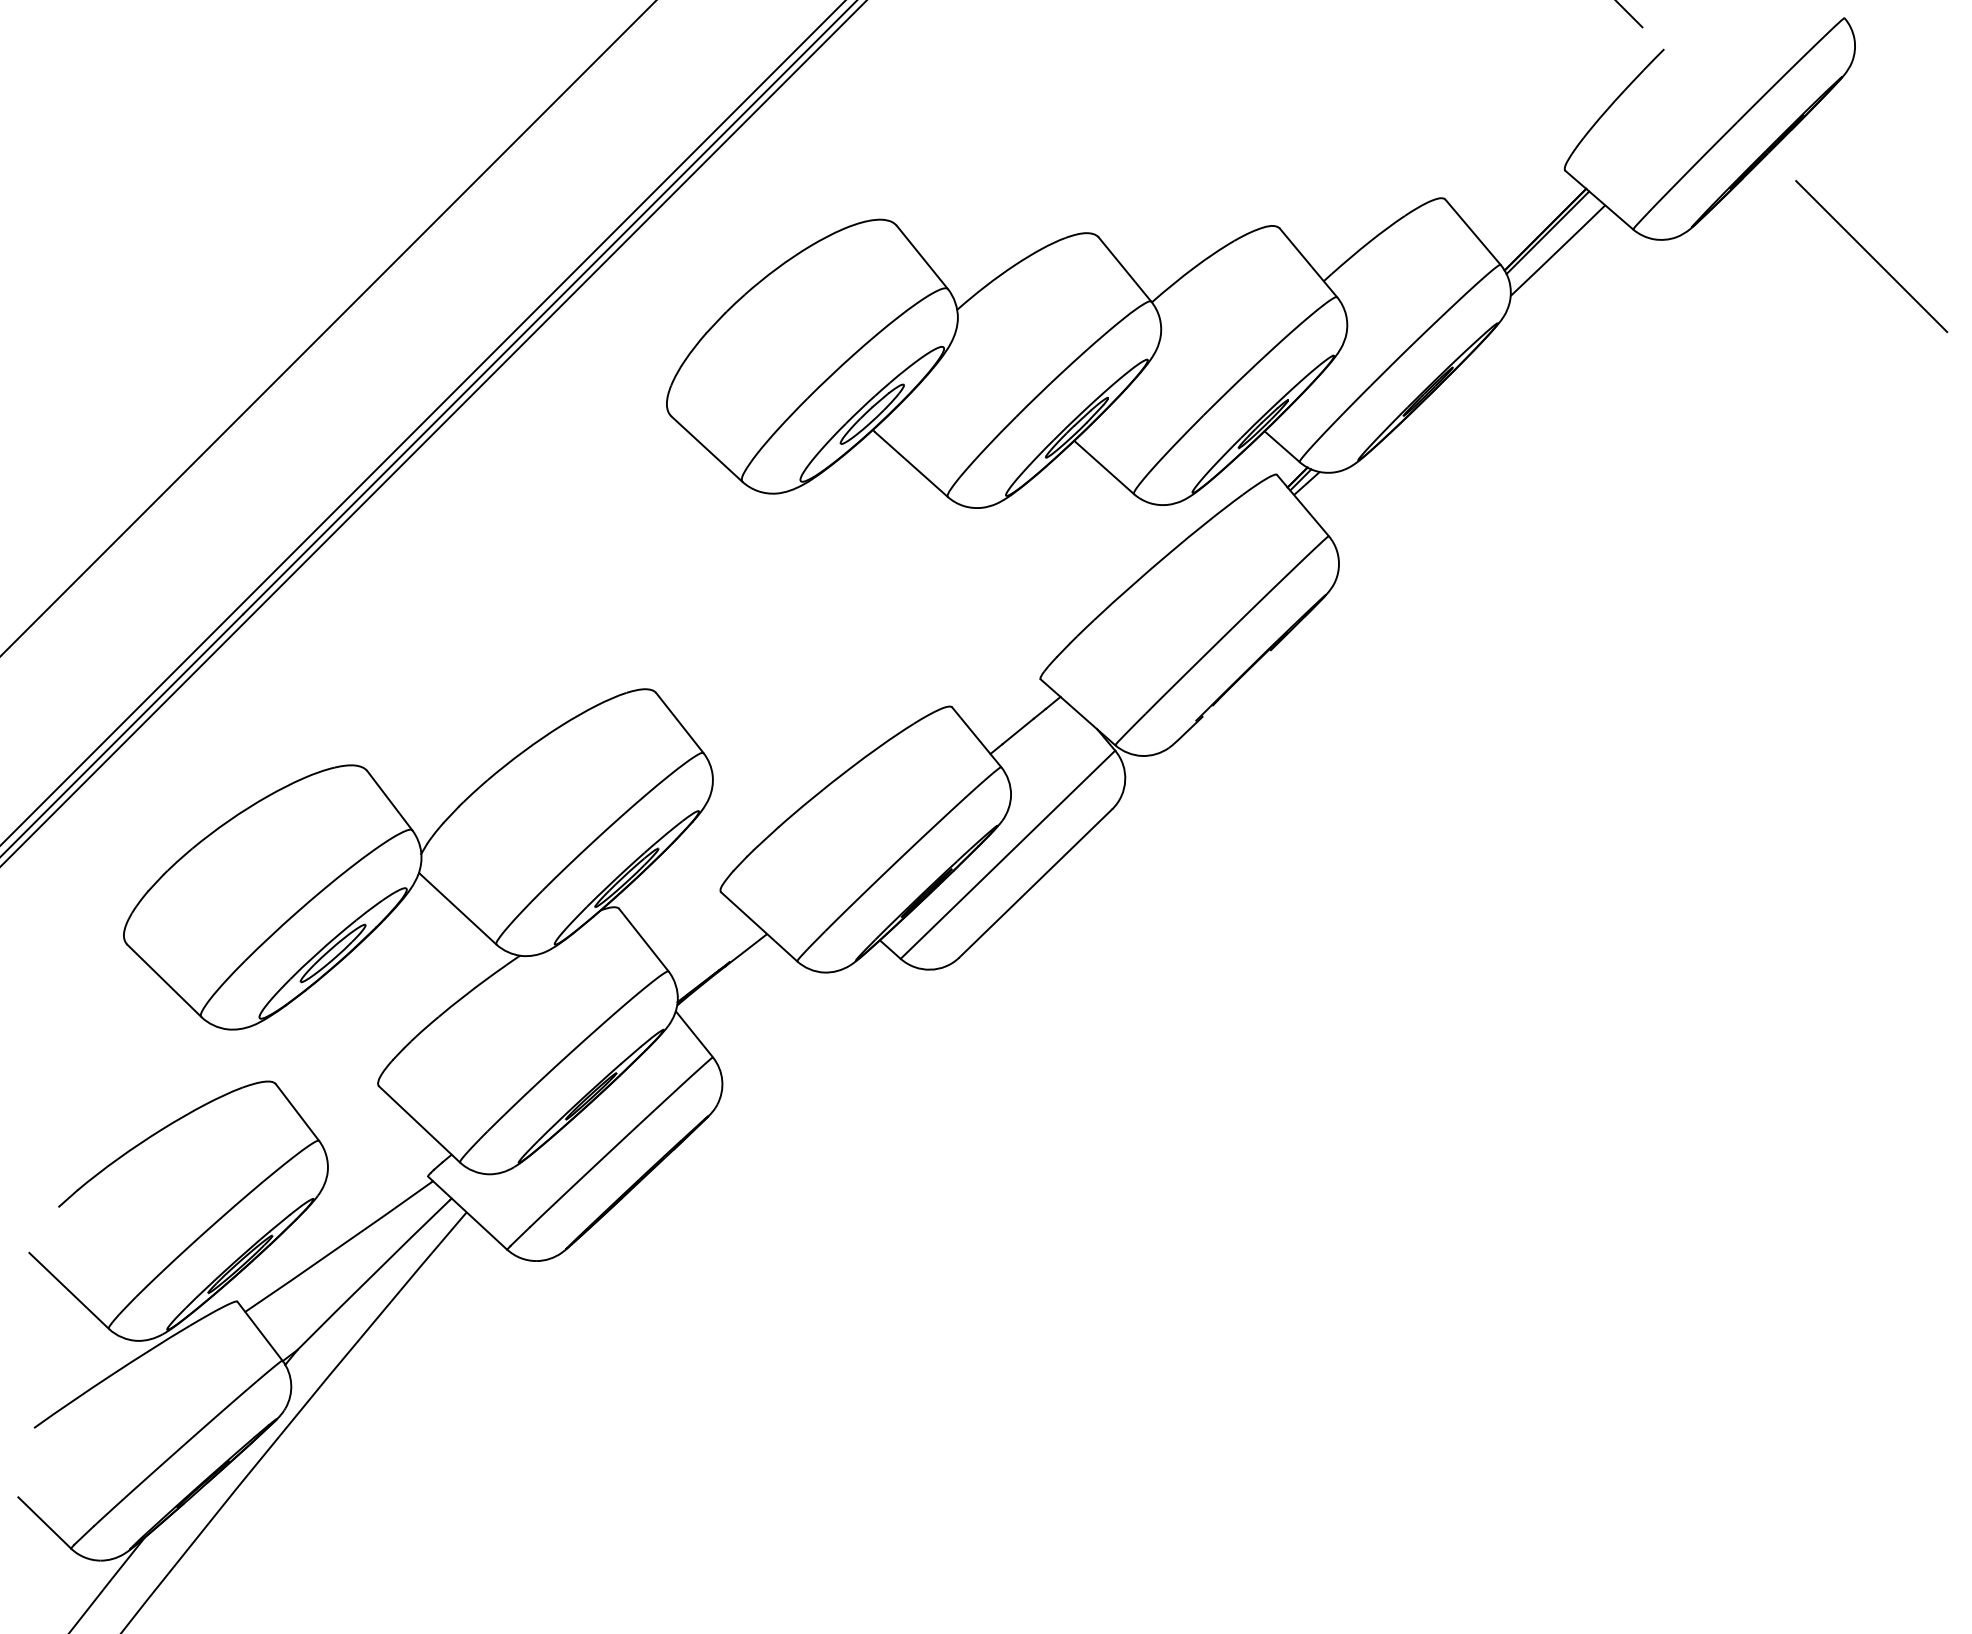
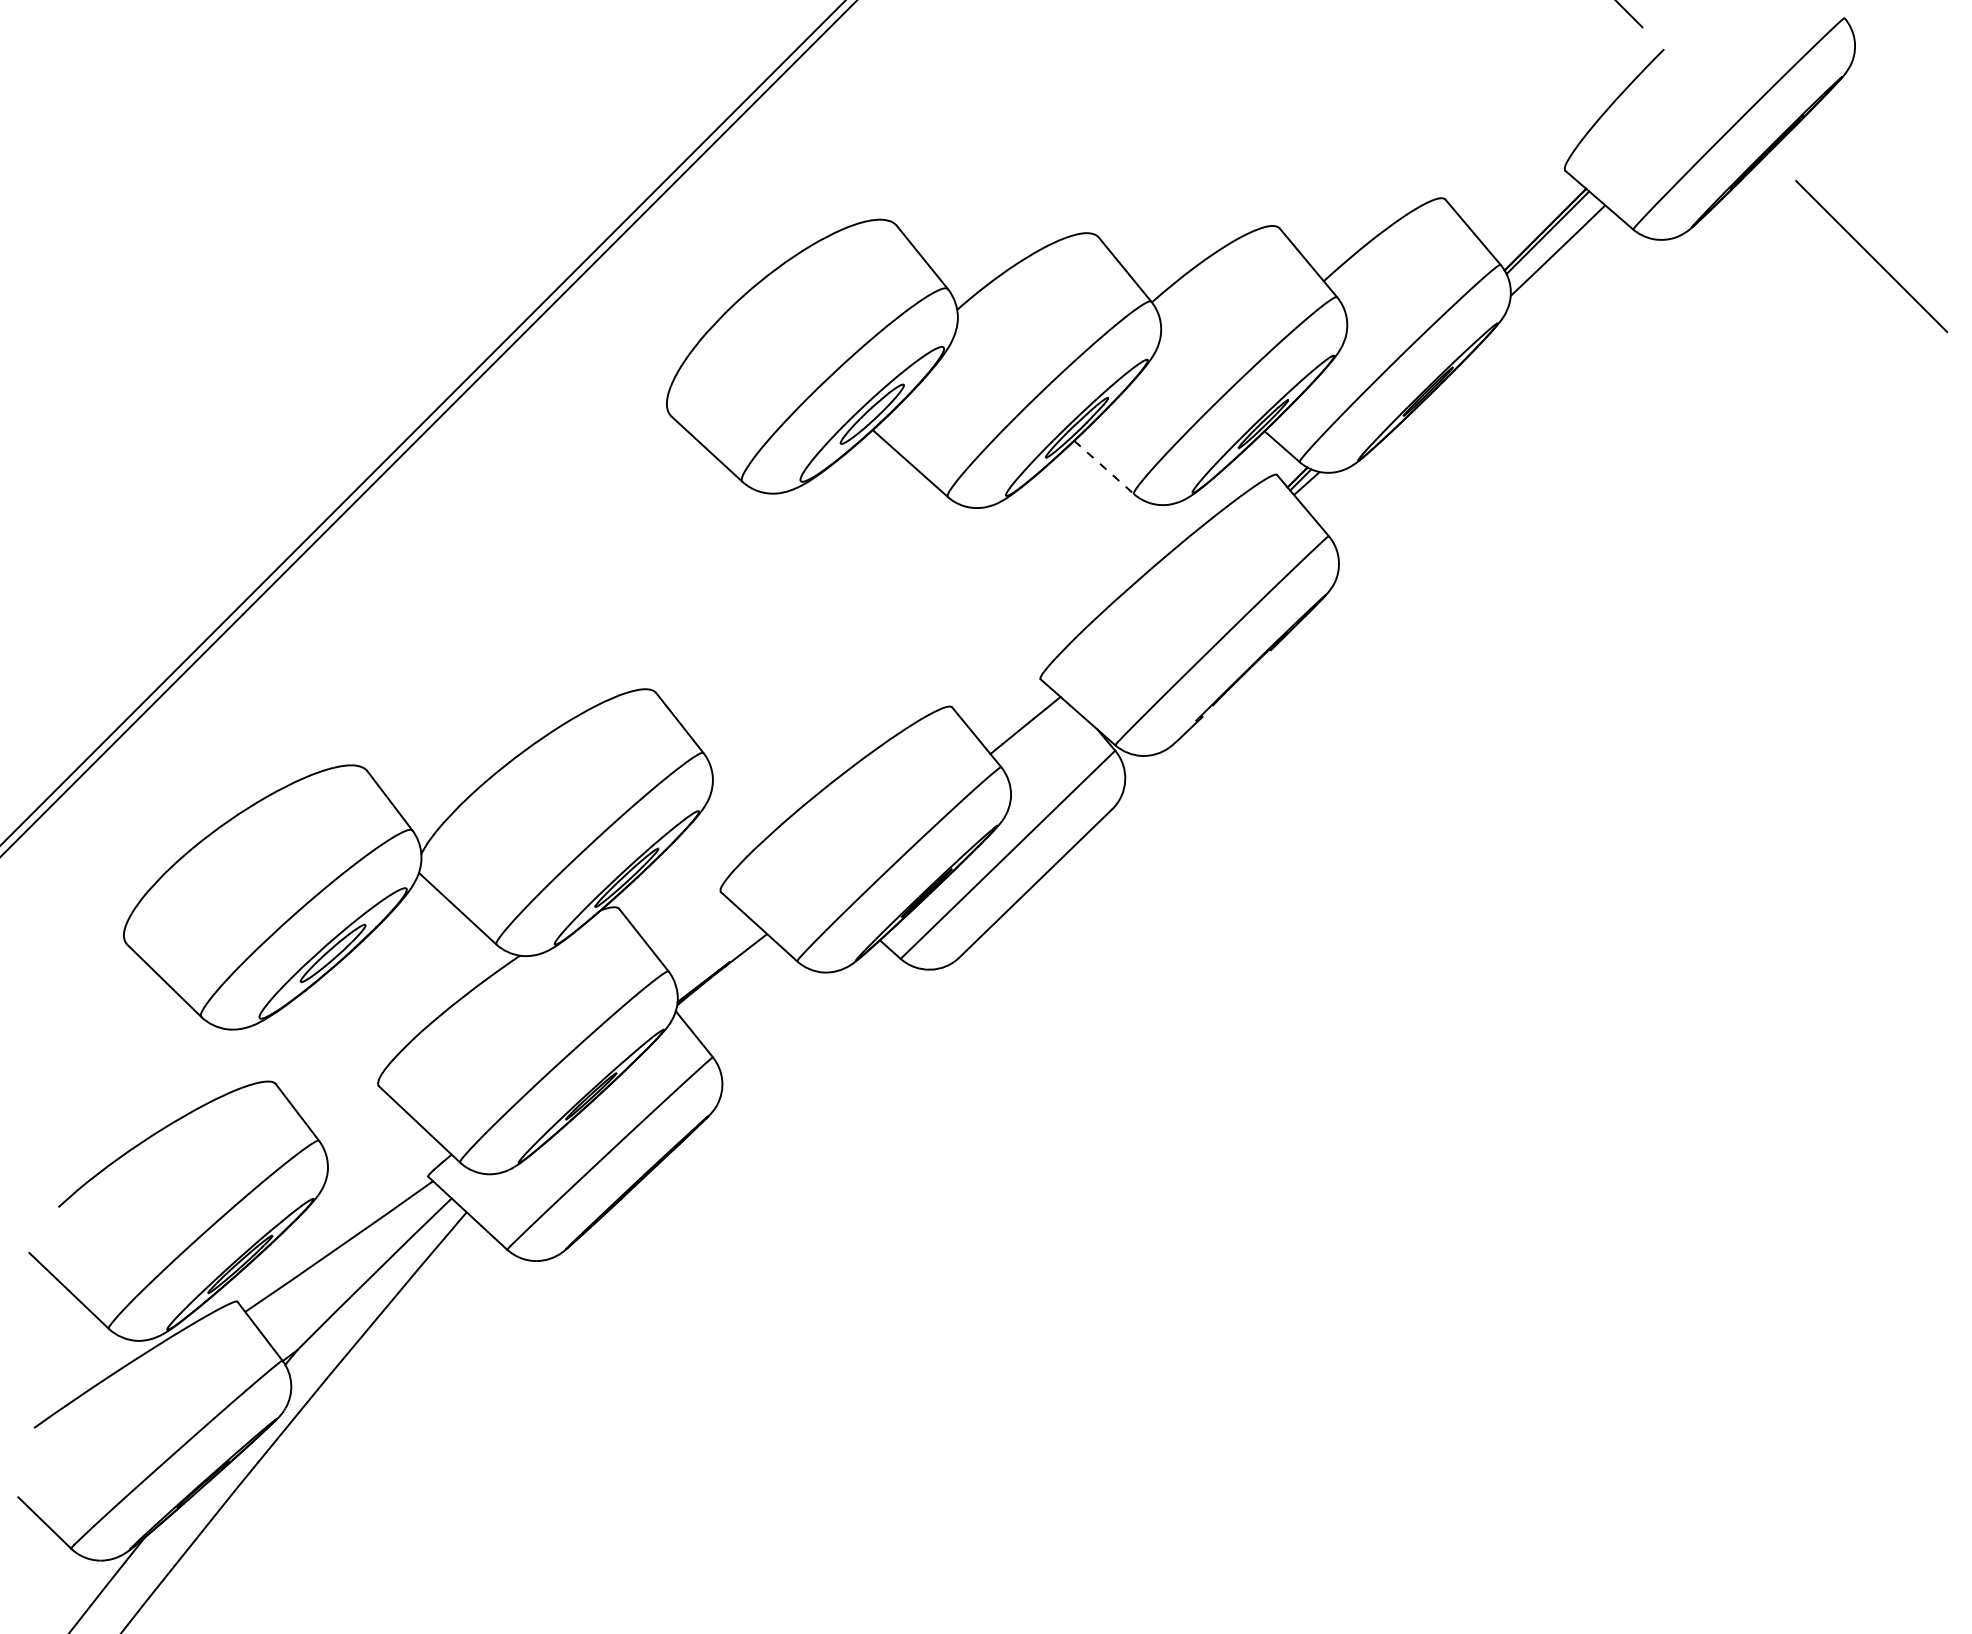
line: present -> none (328, 328)
line: present -> none (433, 433)
line: solid -> dashed (1104, 467)
